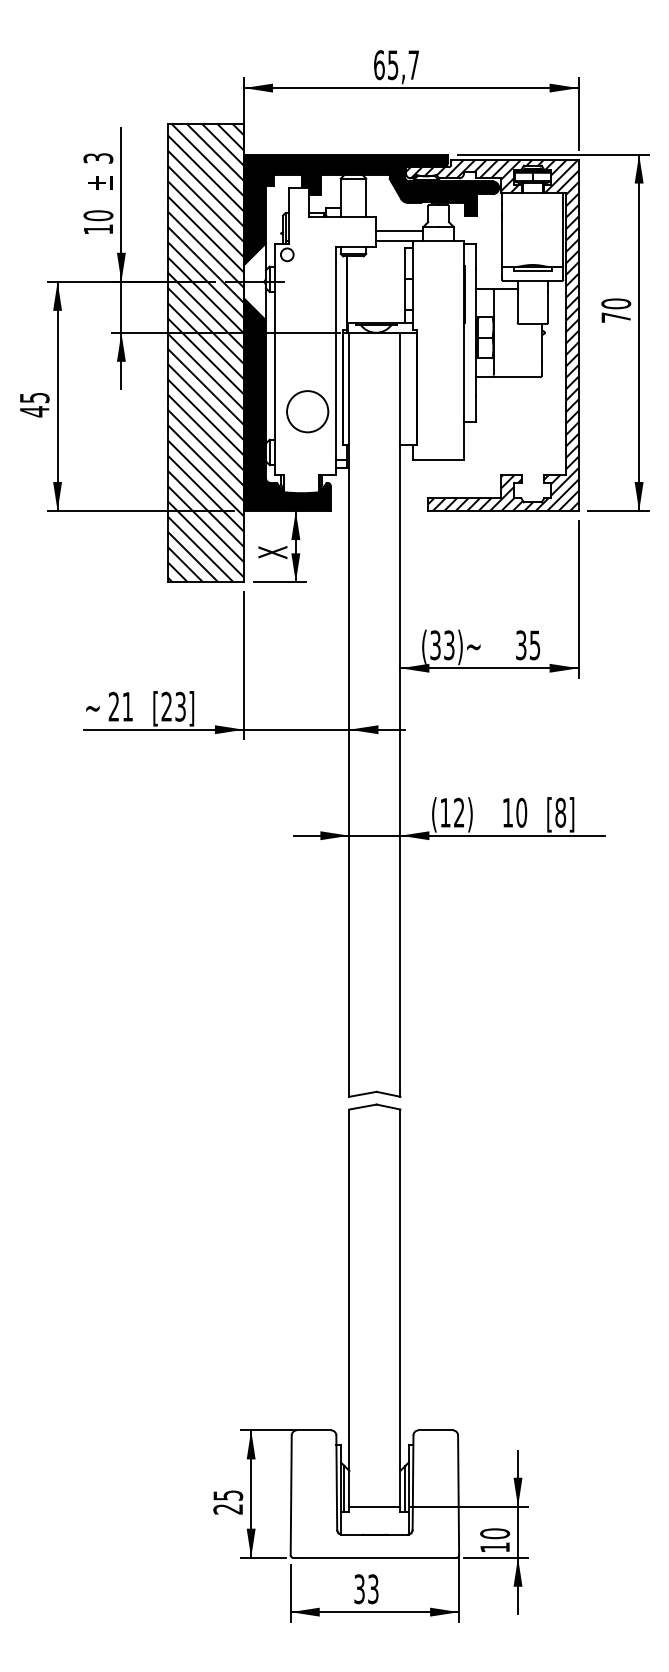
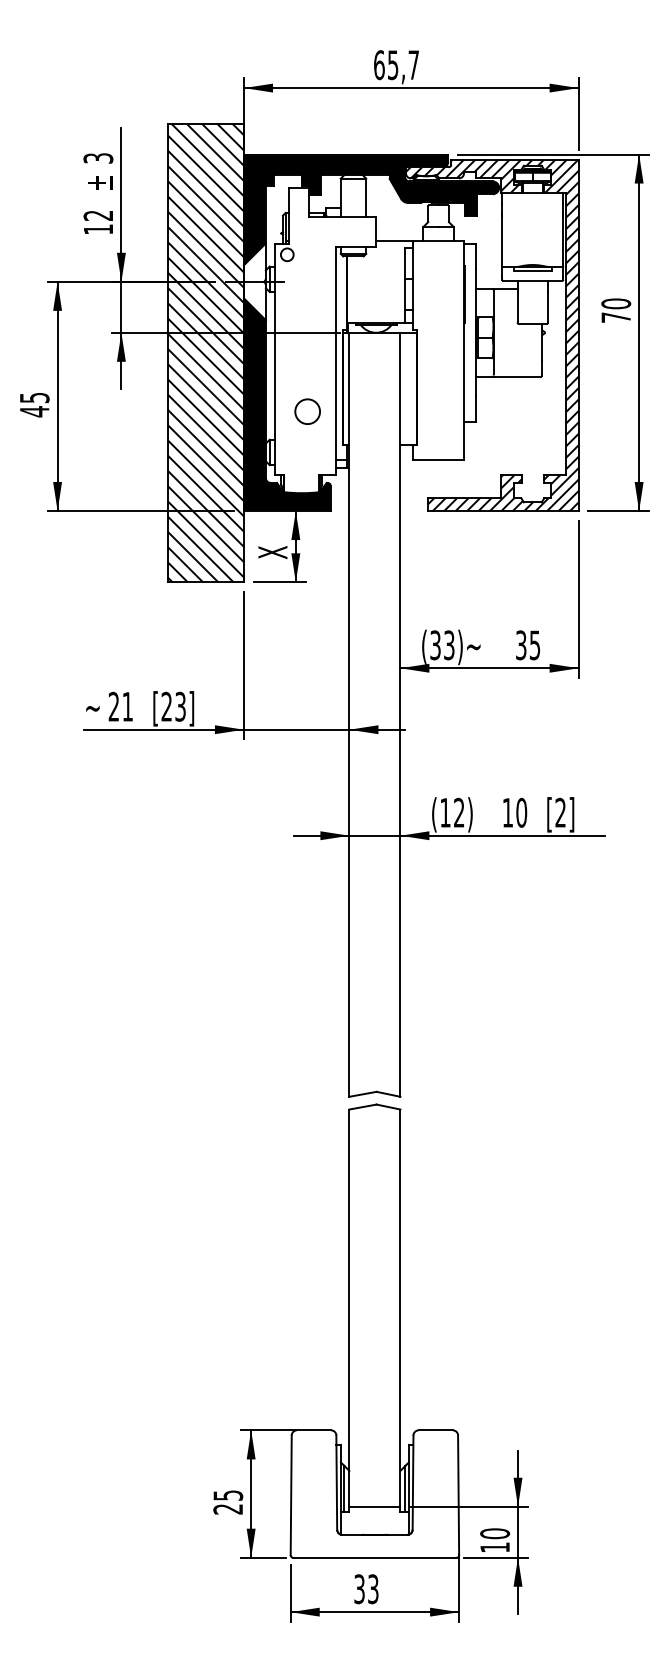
text: 10 -> 12 (98, 215)
line: present -> none (399, 230)
circle diameter: 41 px -> 25 px (307, 411)
text: [8] -> [2] (560, 812)
